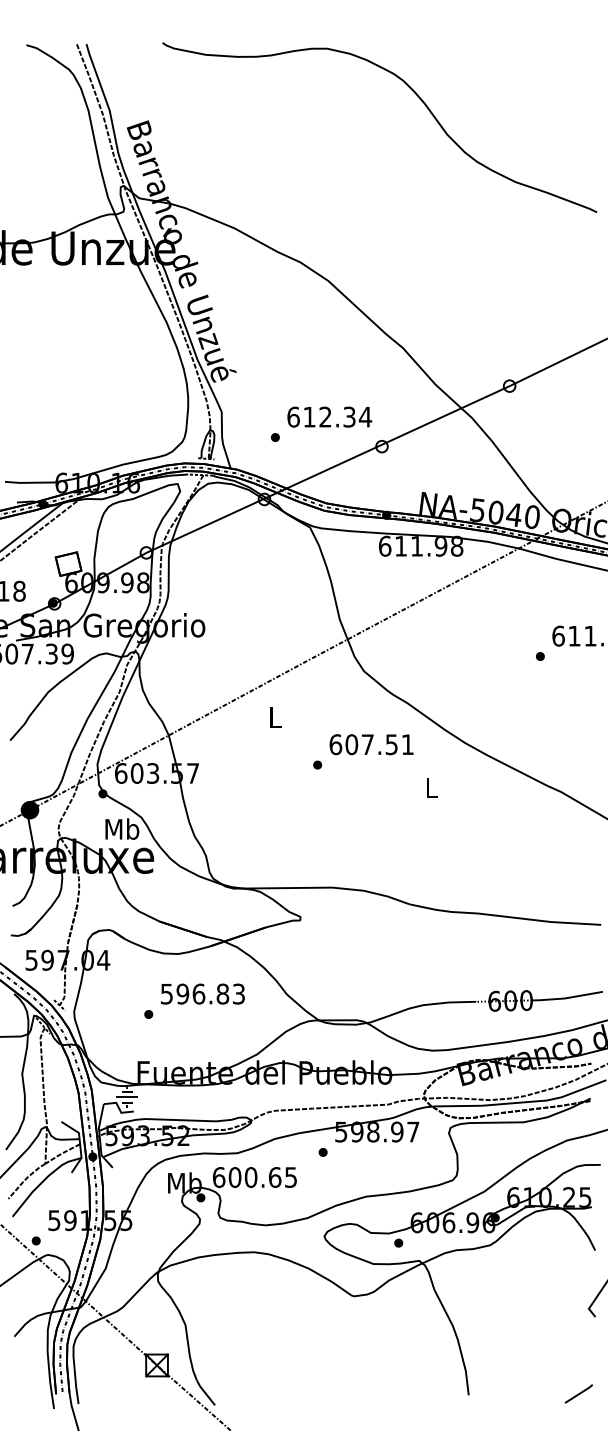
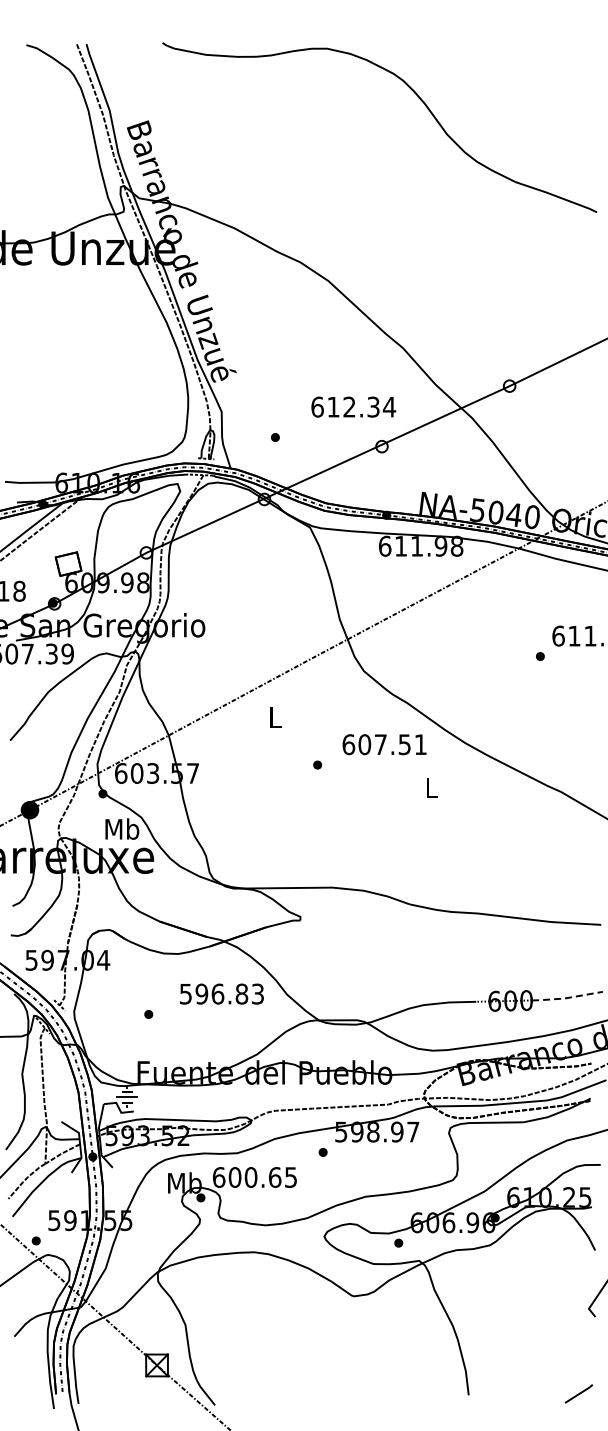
text position: (329, 416) -> (353, 406) (353, 406)
text position: (371, 744) -> (384, 744) (384, 744)
text position: (202, 993) -> (221, 993) (221, 993)
line: solid -> dashed (566, 998)
